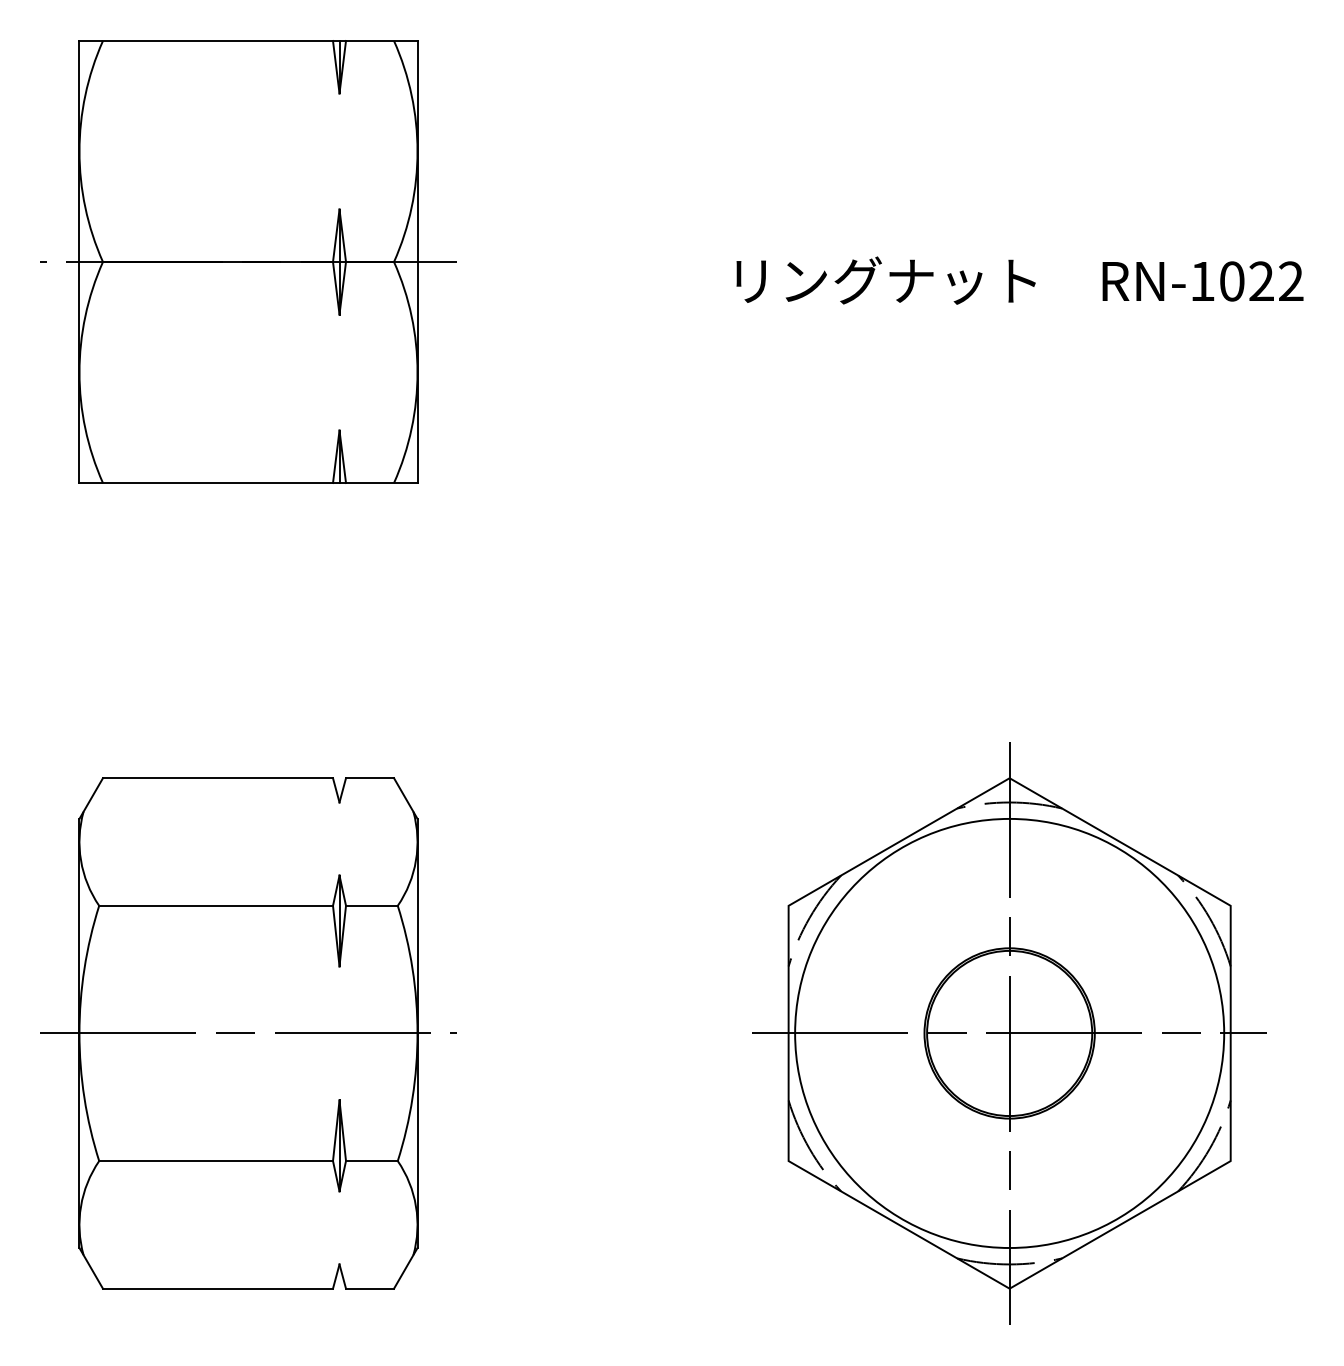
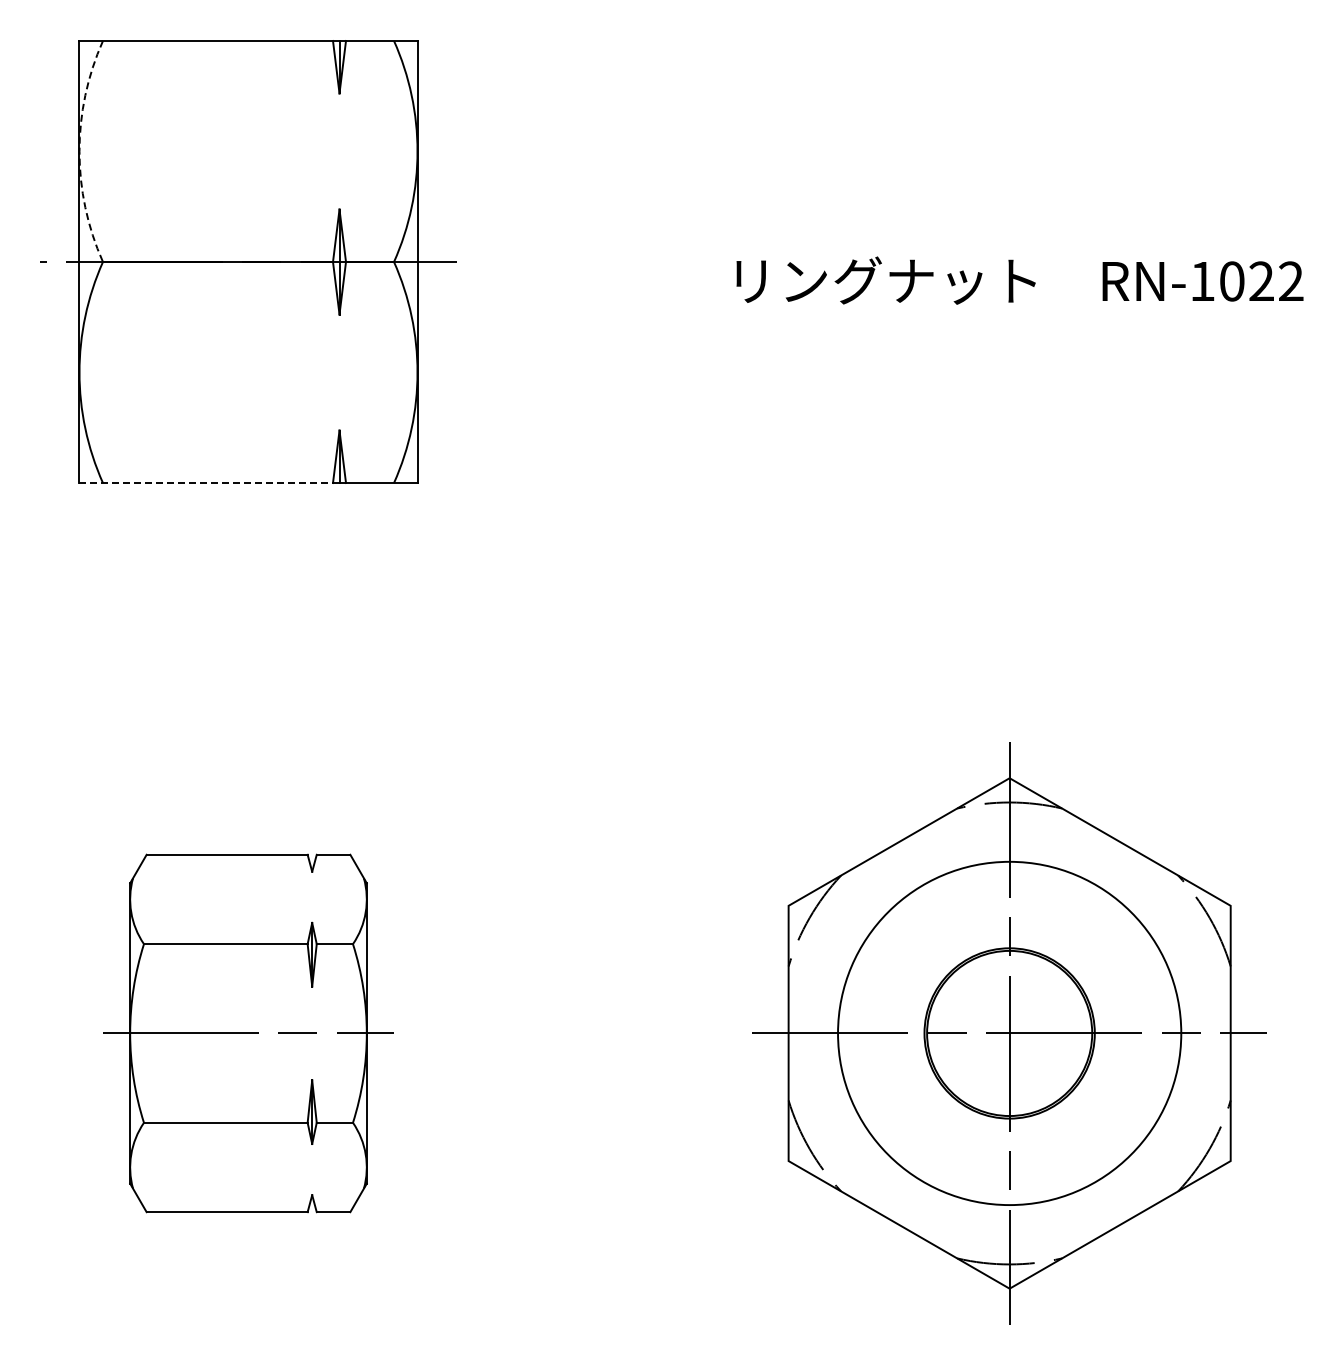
arc: solid -> dashed (79, 151)
line: solid -> dashed (206, 483)
part size: 417x513 px -> 291x361 px (248, 1033)
circle diameter: 429 px -> 343 px (1009, 1033)
